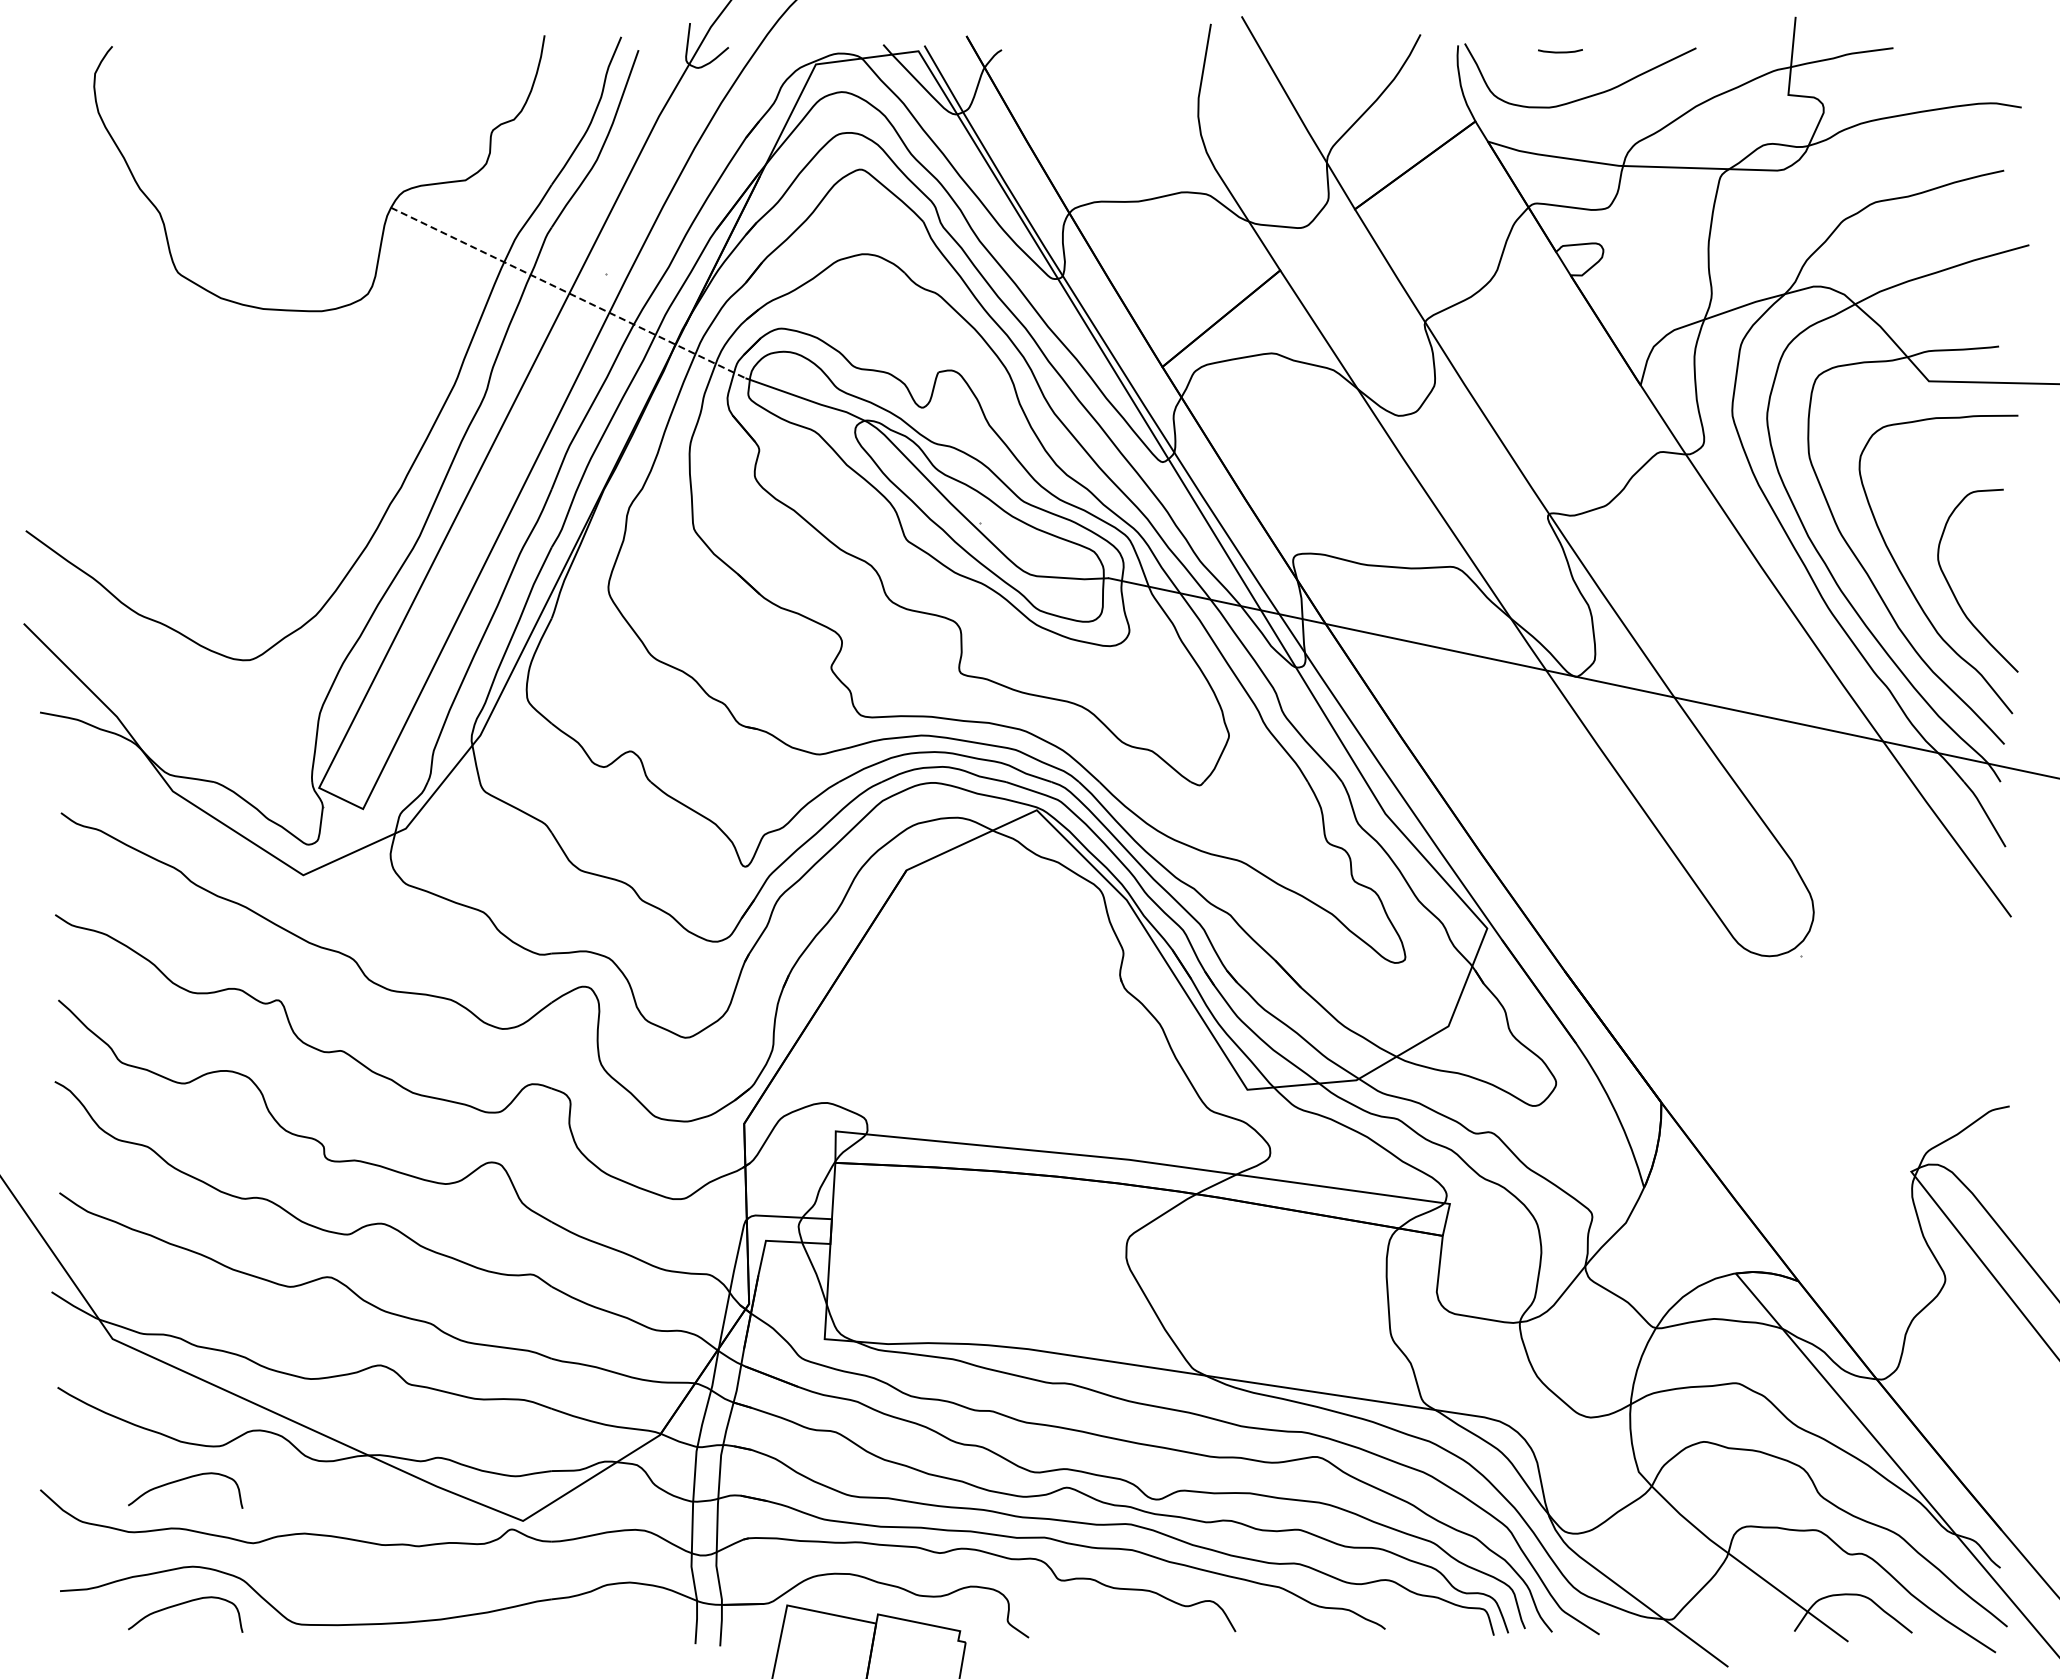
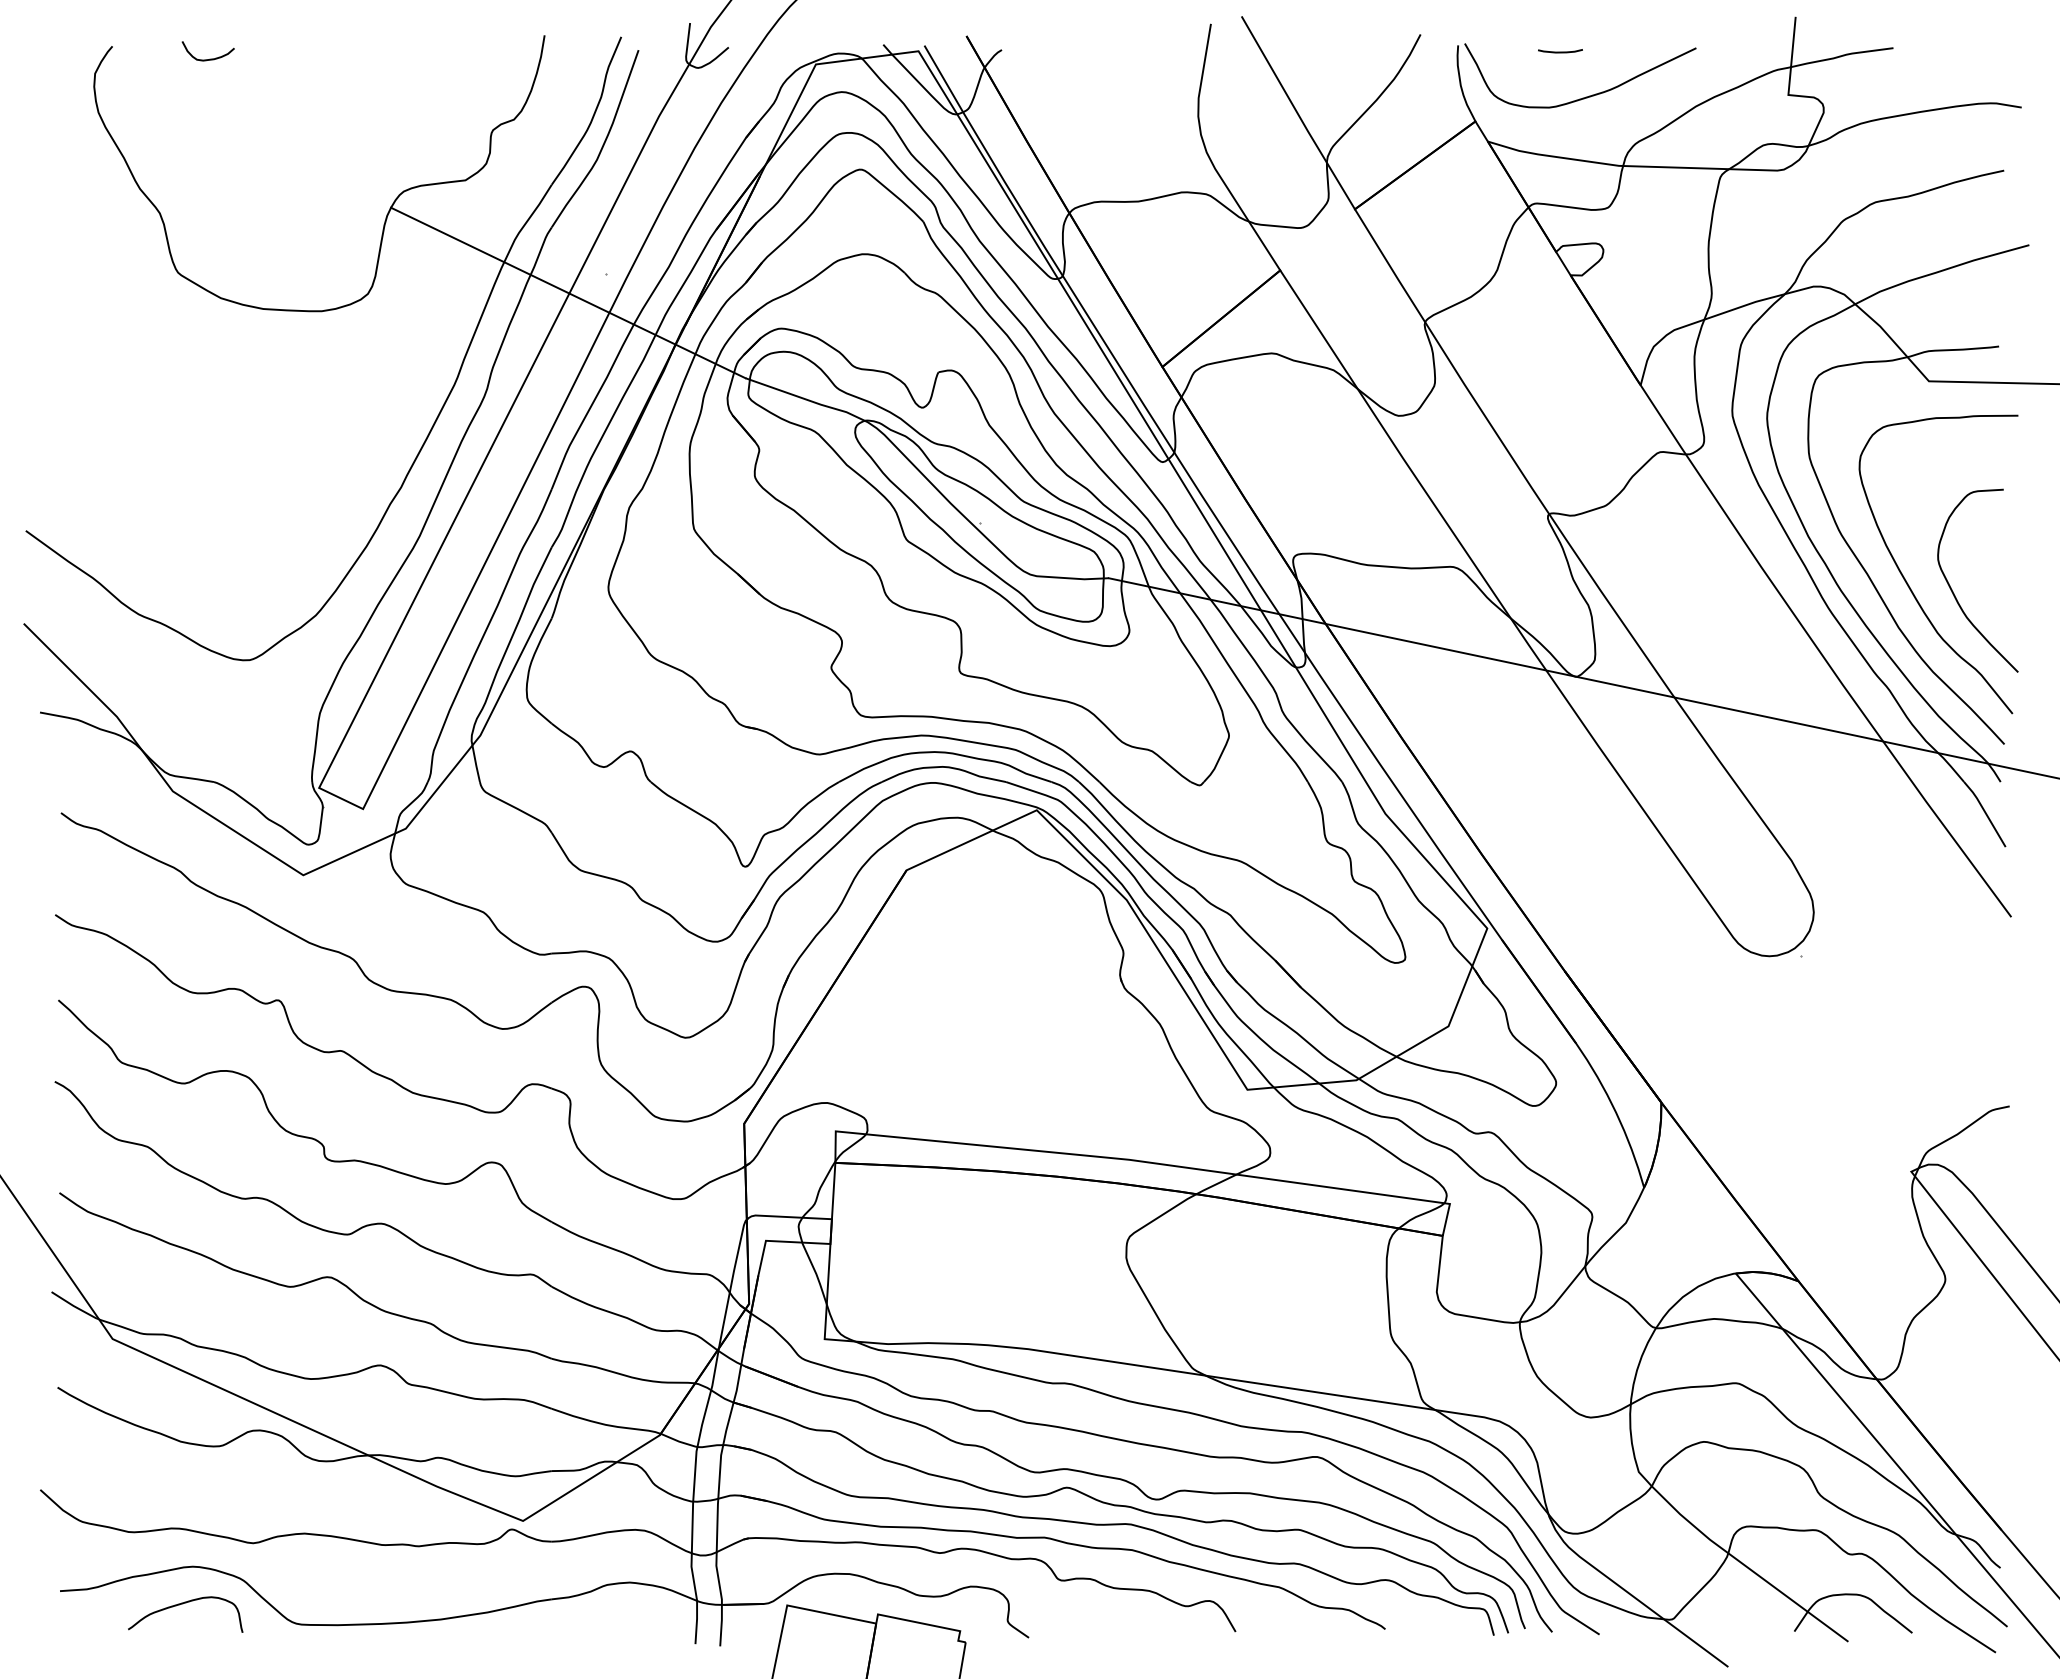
curve: none -> present (209, 58)
line: dashed -> solid (568, 292)
curve: present -> none (183, 1480)
